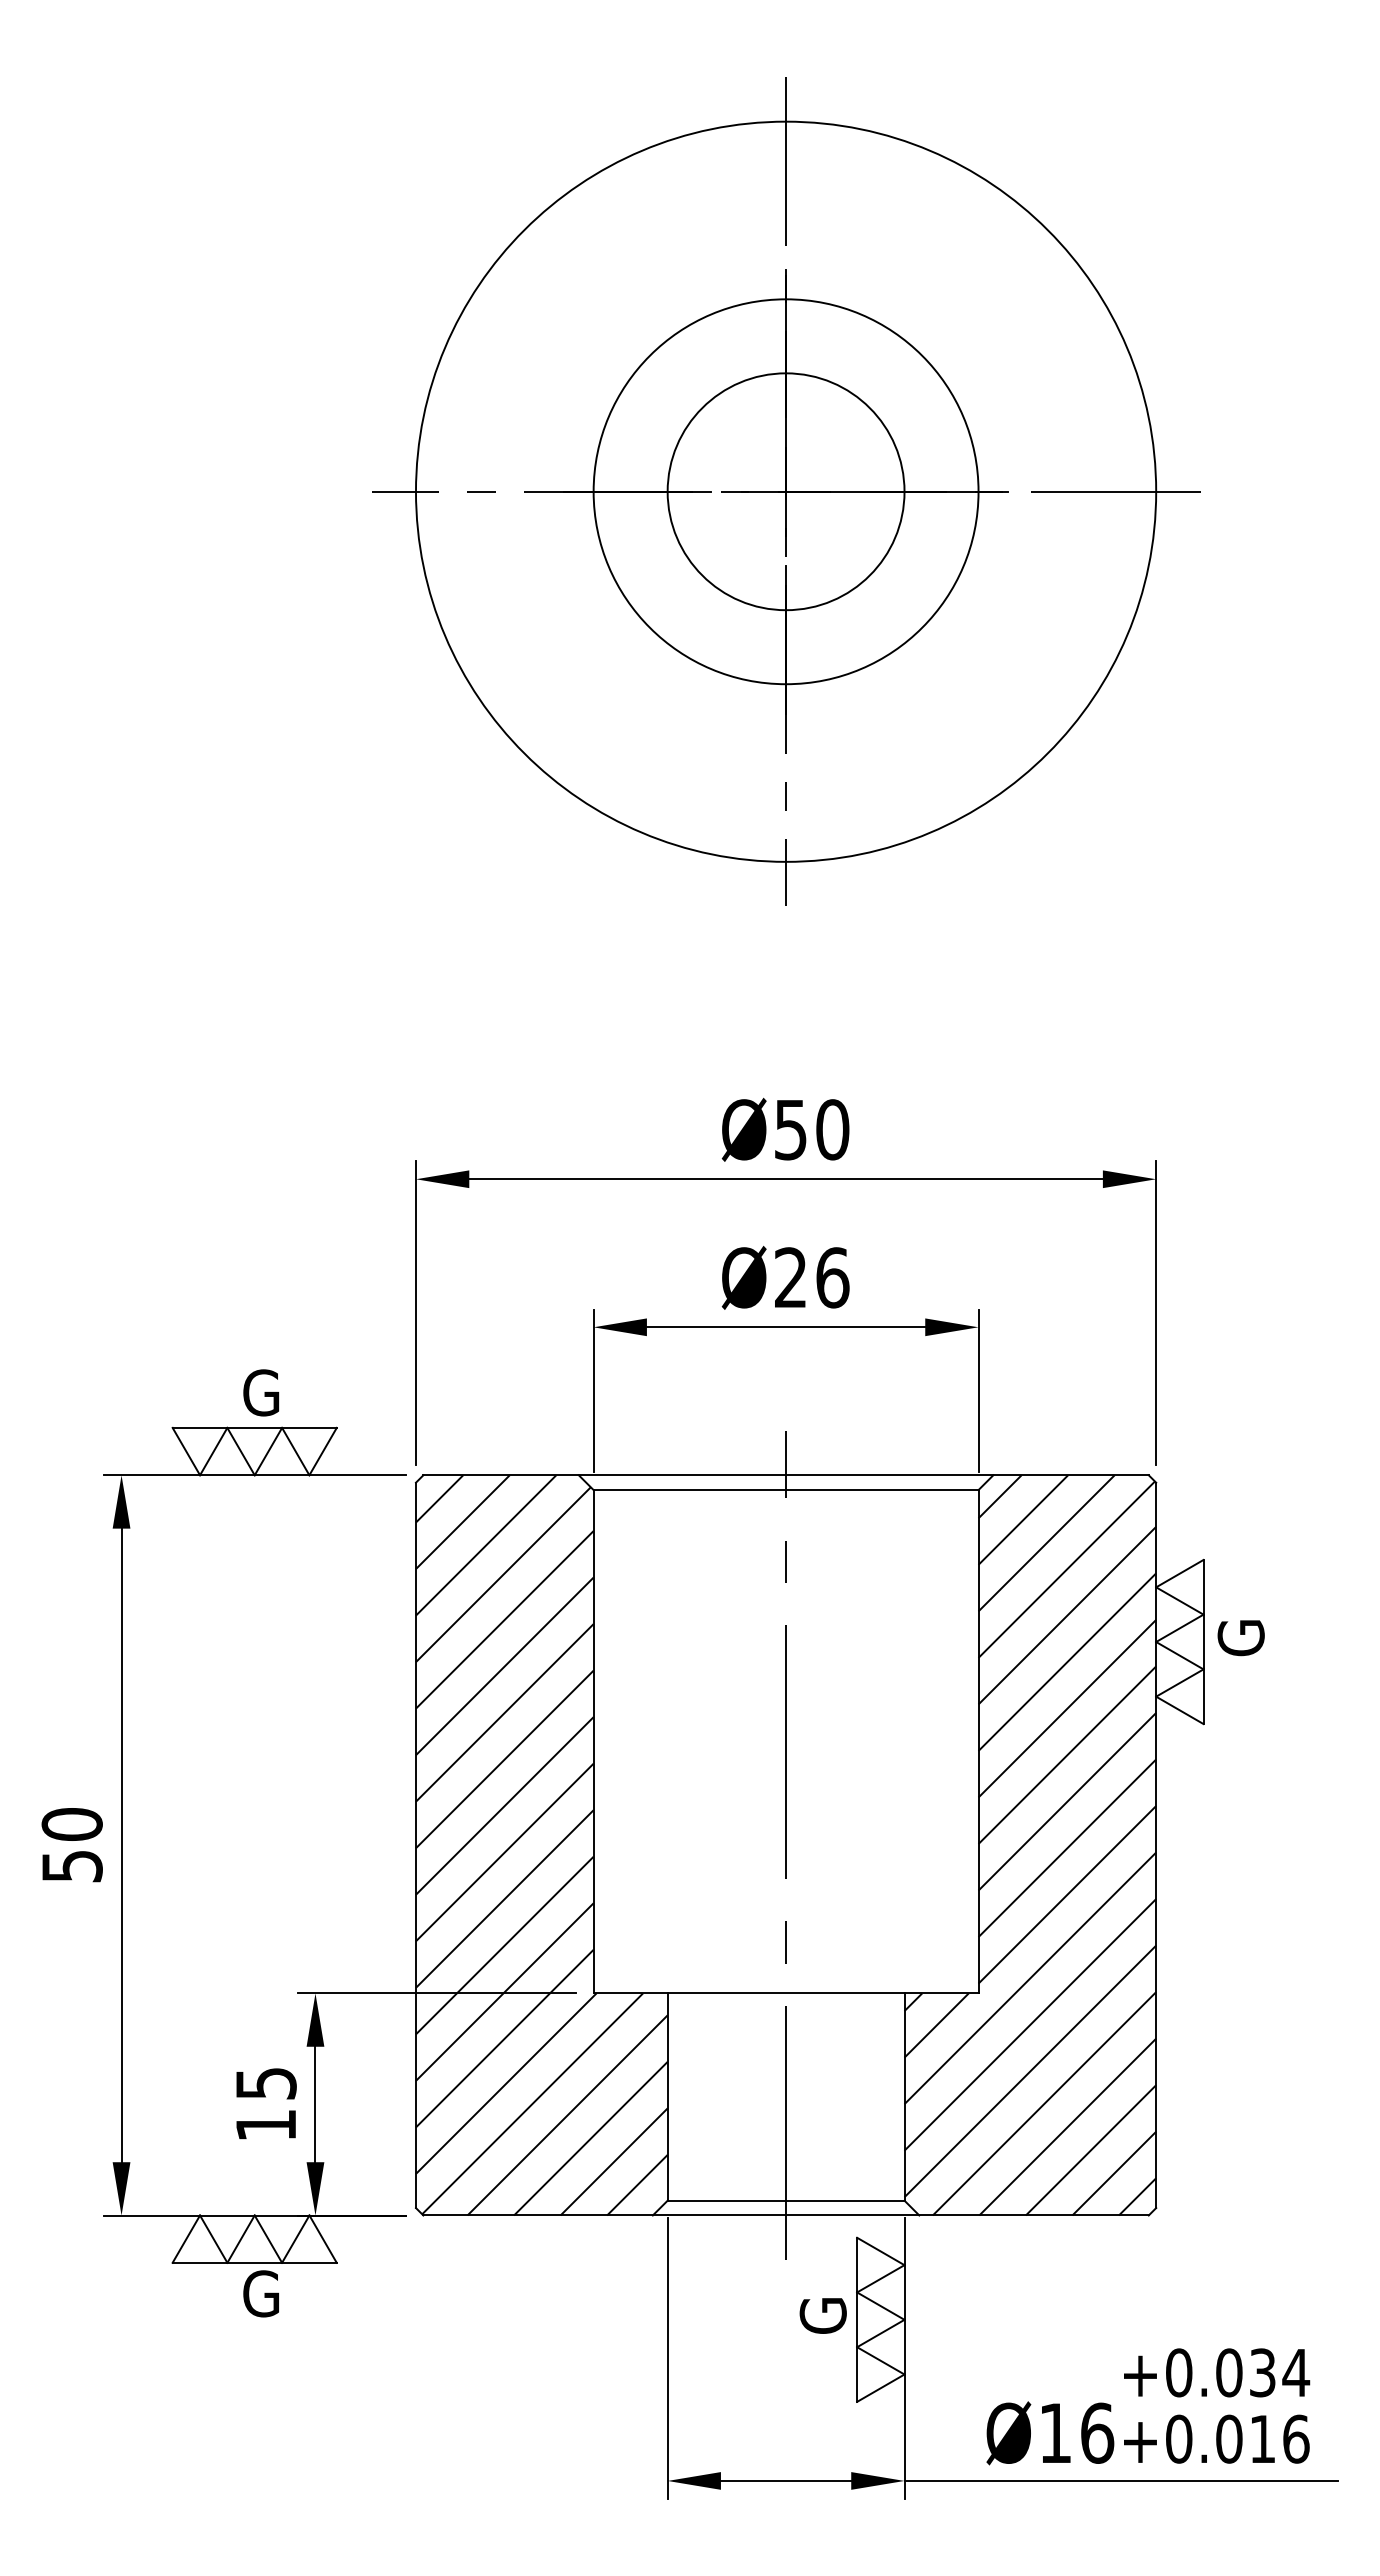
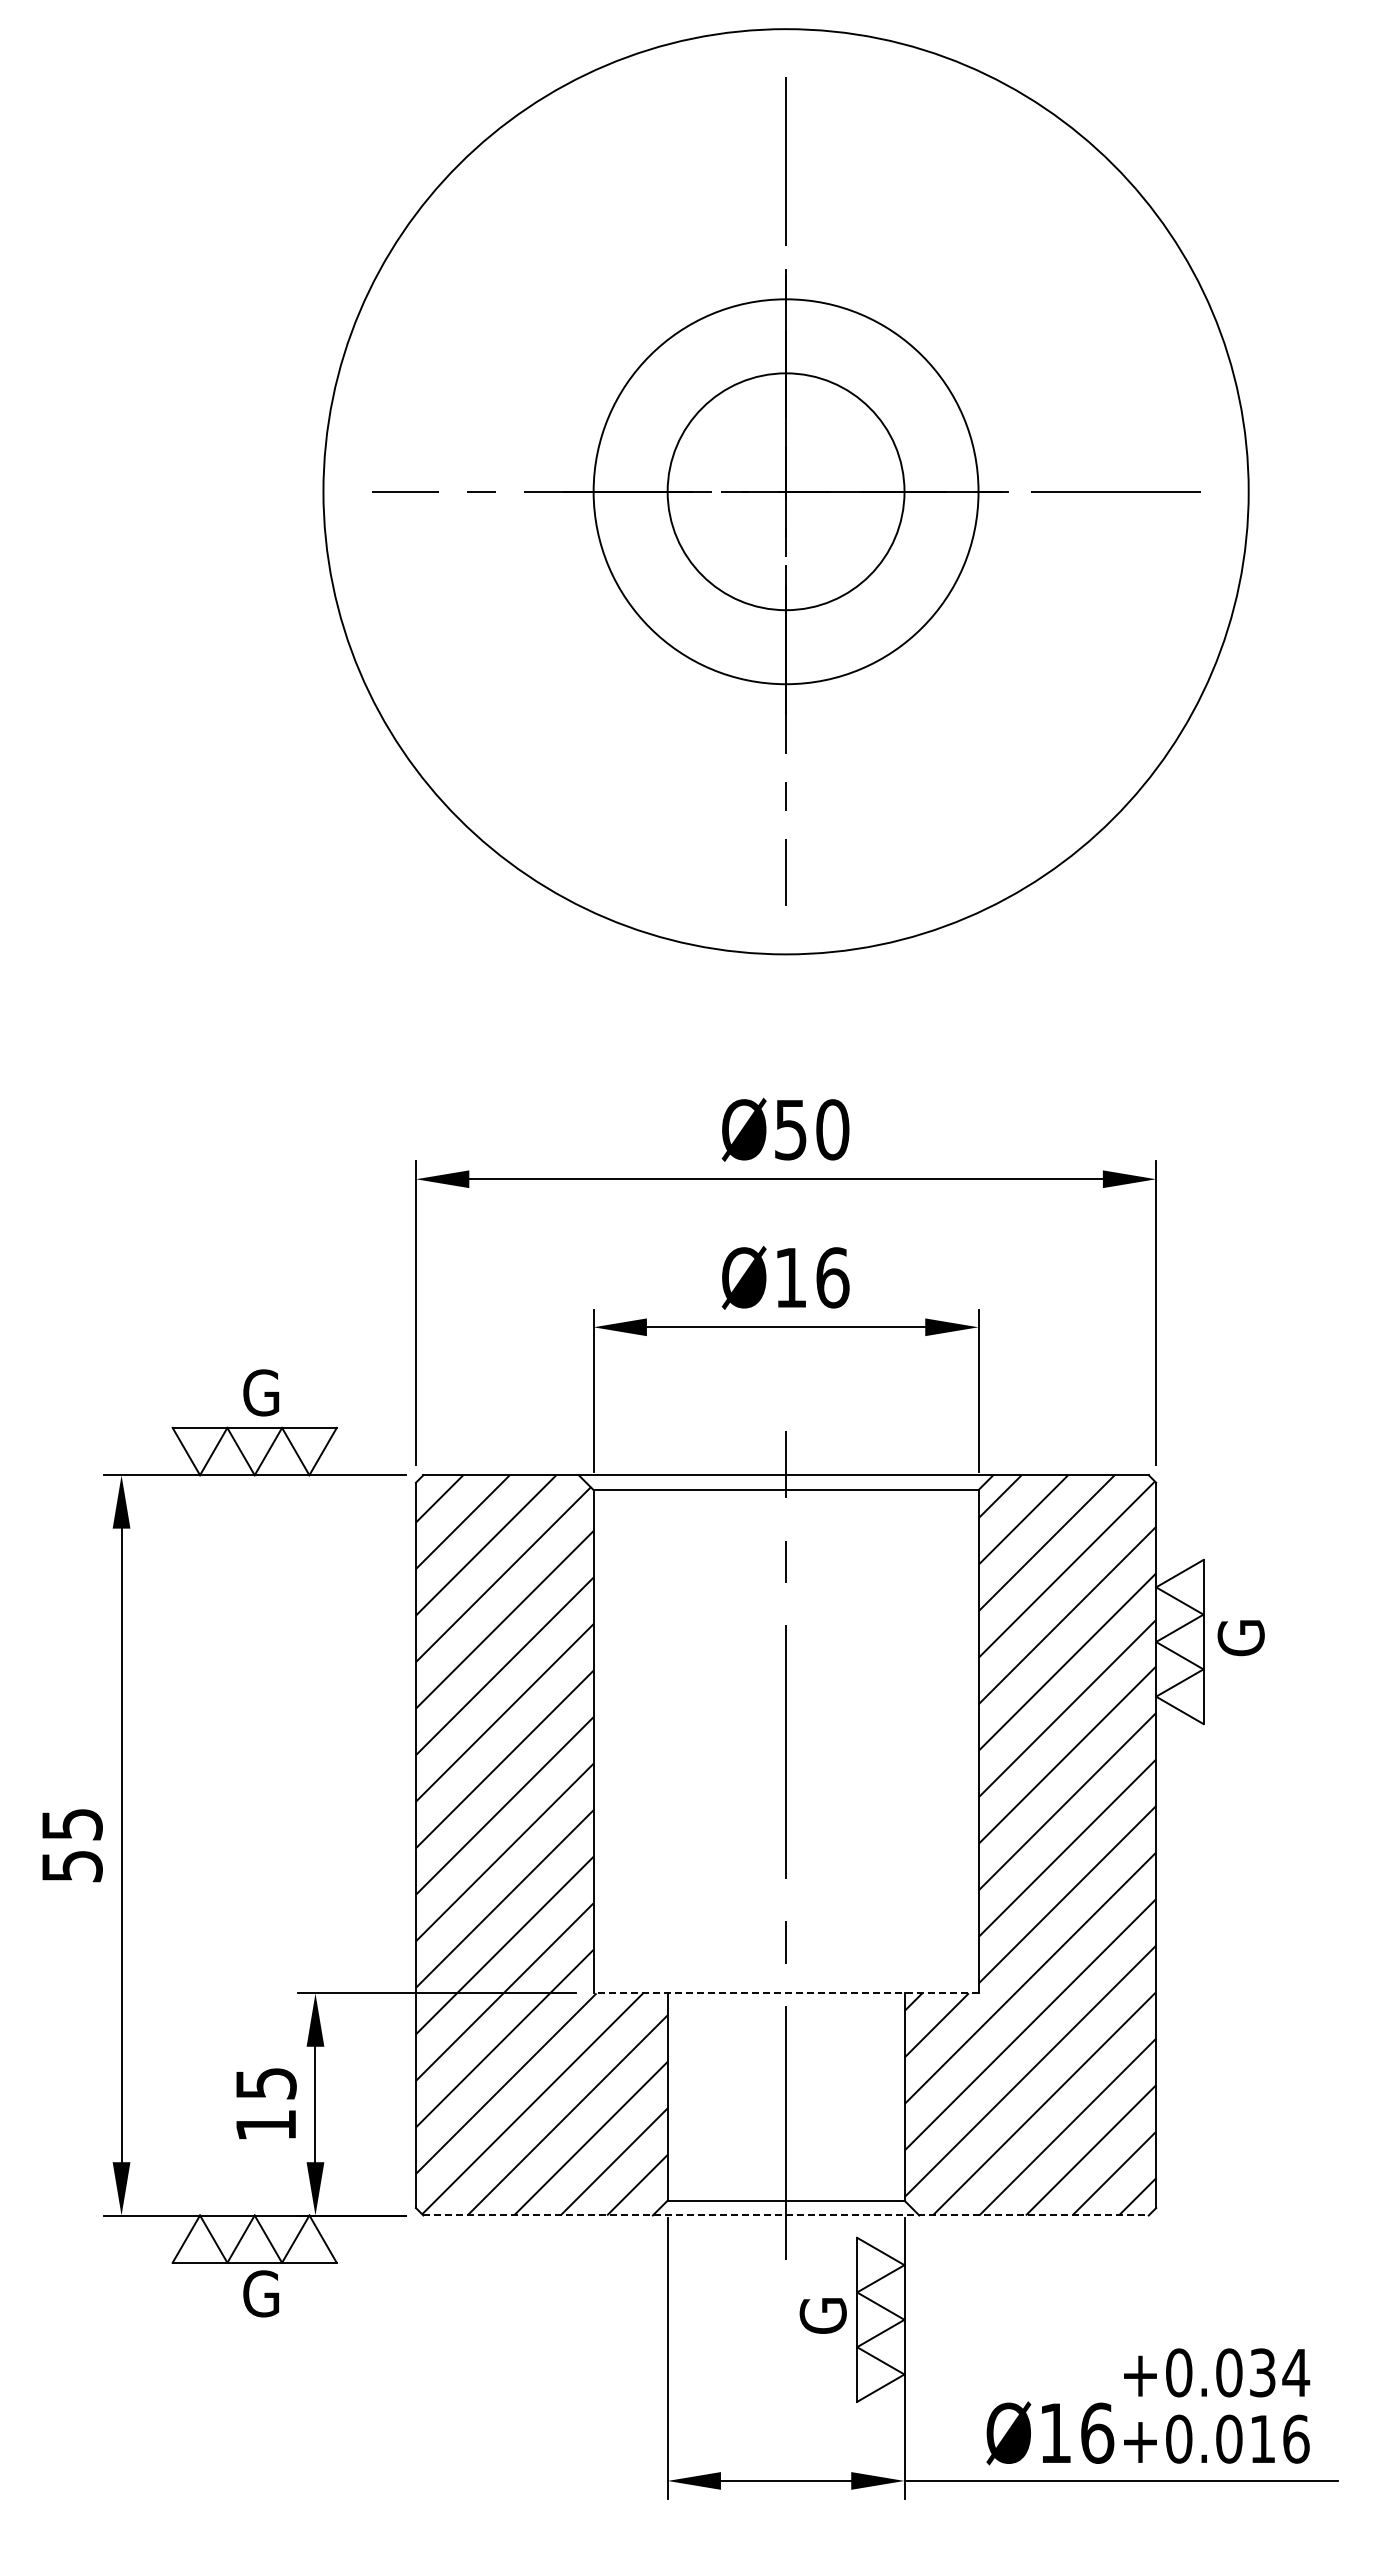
circle diameter: 740 px -> 925 px (785, 491)
text: Ø26 -> Ø16 (790, 1277)
text: 50 -> 55 (71, 1824)
line: solid -> dashed (785, 1993)
line: solid -> dashed (786, 2215)
